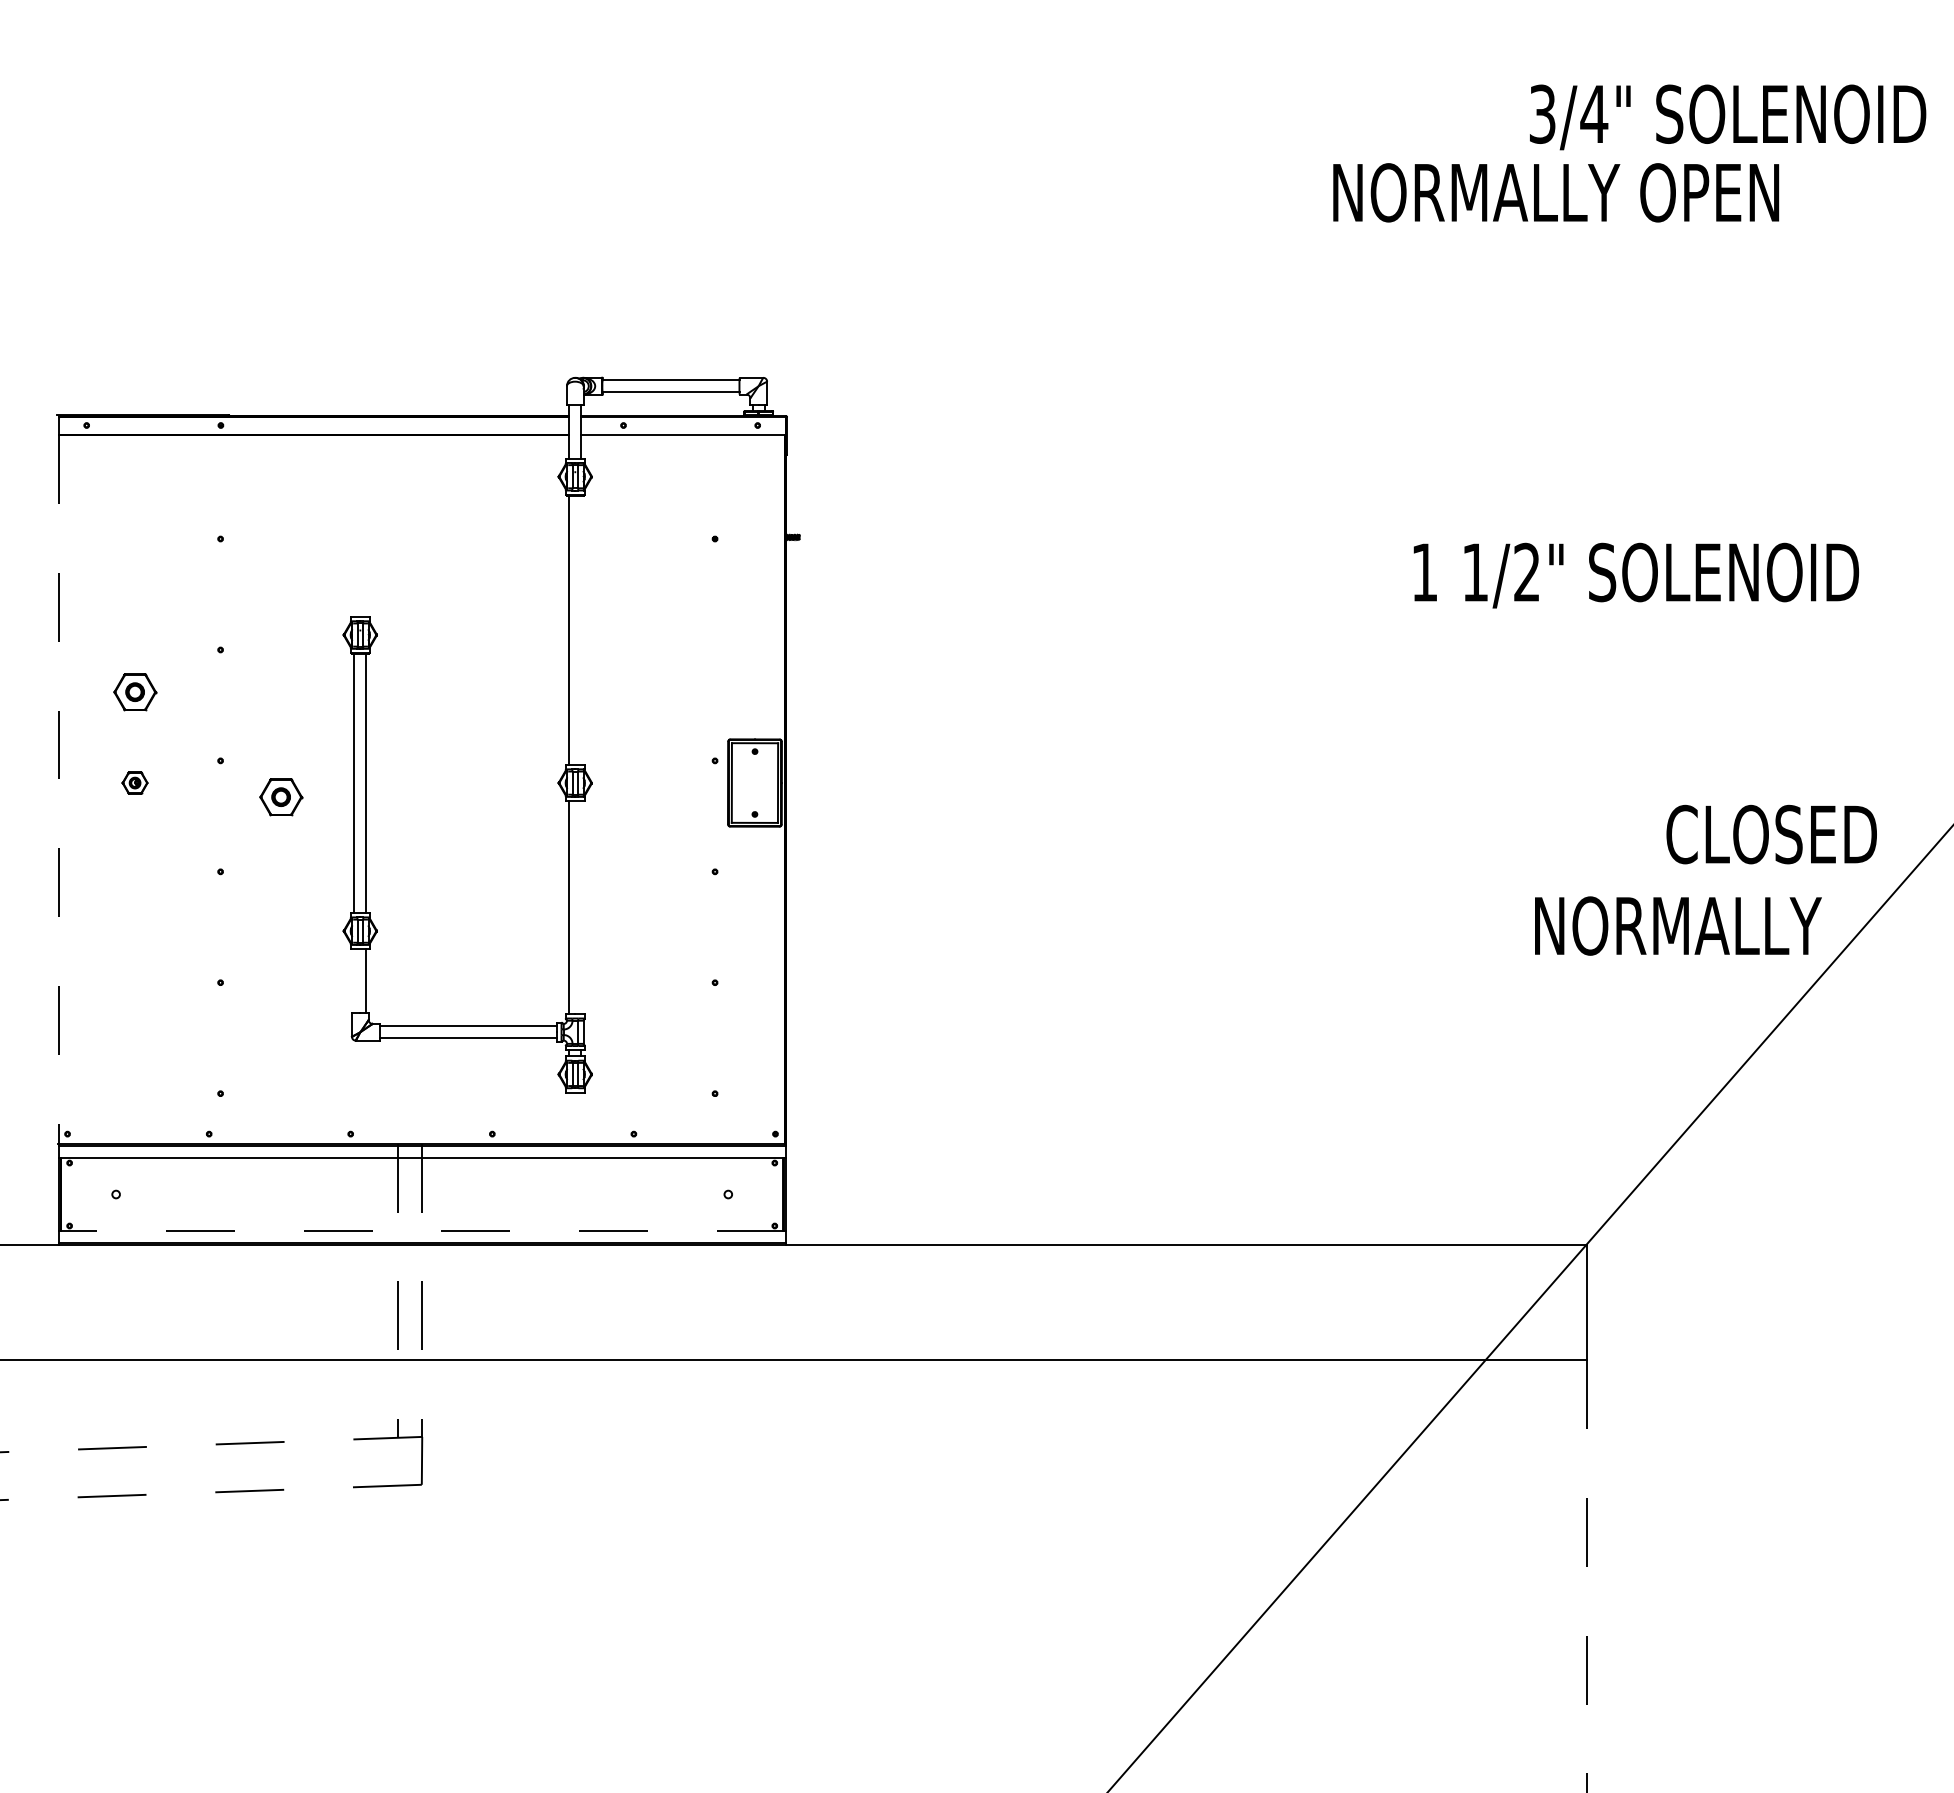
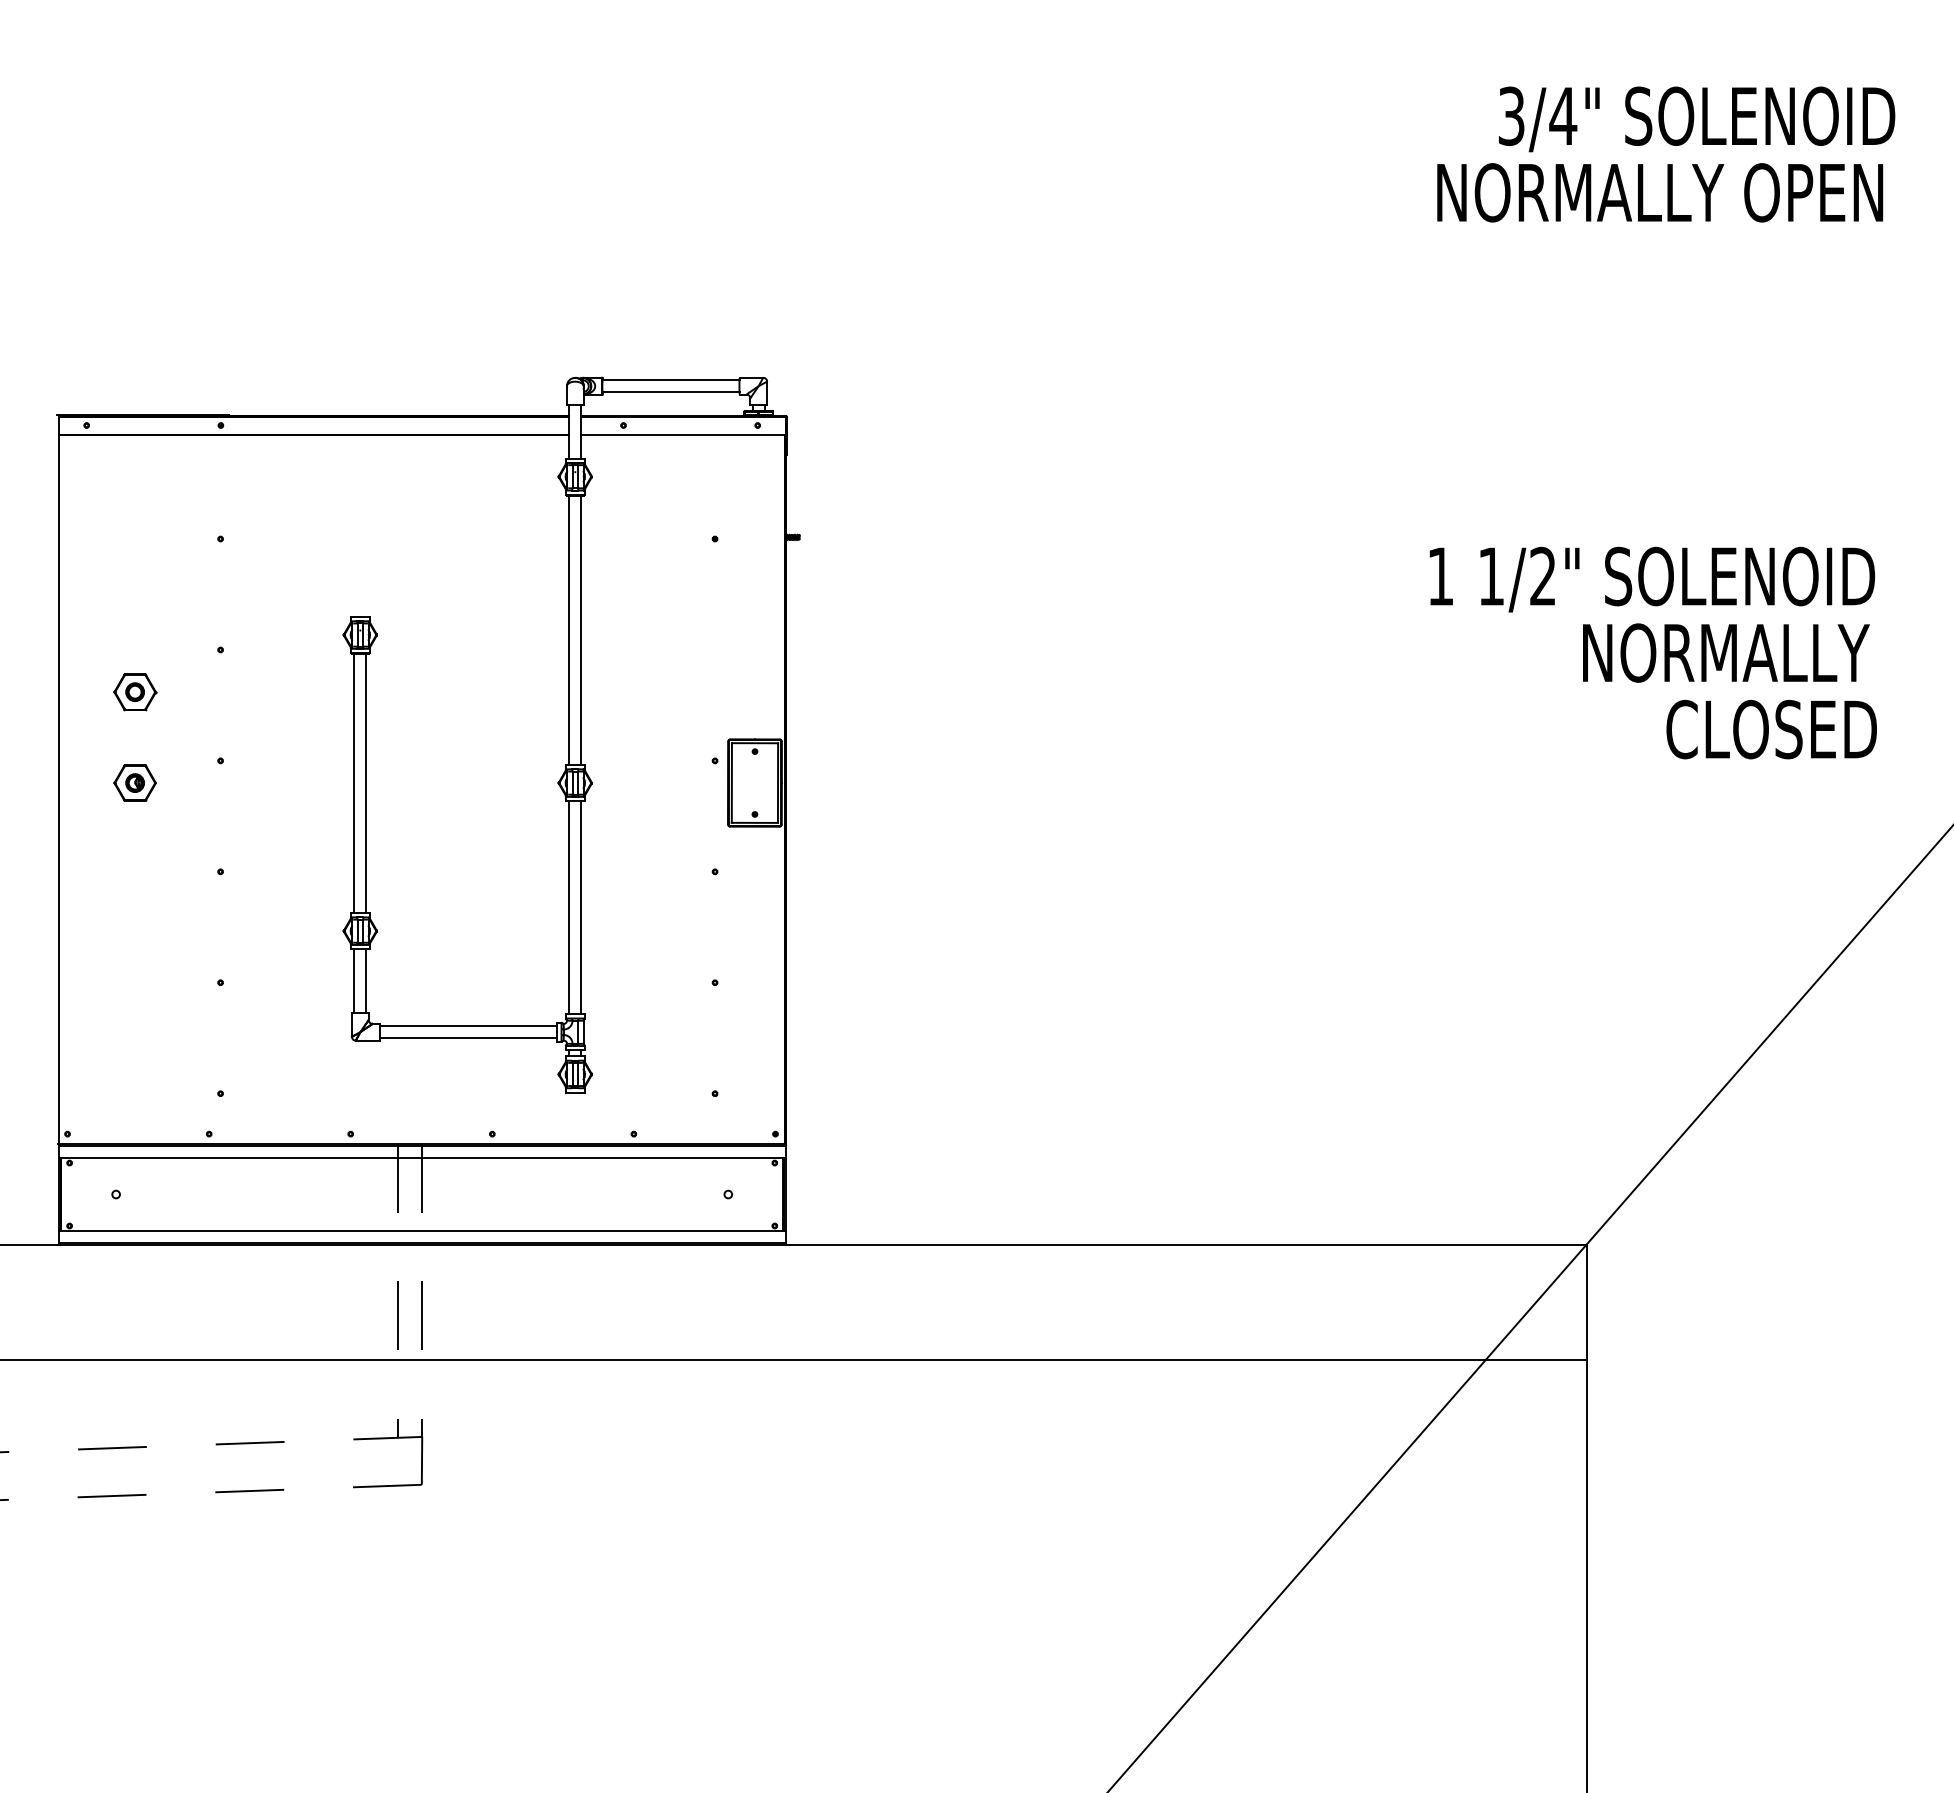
text position: (1728, 117) -> (1697, 119) (1697, 119)
text position: (1556, 192) -> (1660, 192) (1660, 192)
text position: (1636, 575) -> (1652, 579) (1652, 579)
line: none -> present (581, 629)
part size: 28x24 px -> 44x38 px (134, 782)
line: dashed -> solid (59, 789)
part: present -> none (281, 797)
text position: (1771, 834) -> (1771, 729) (1771, 729)
line: none -> present (581, 907)
text position: (1678, 925) -> (1726, 652) (1726, 652)
line: none -> present (354, 981)
line: dashed -> solid (422, 1231)
line: dashed -> solid (1586, 1576)
